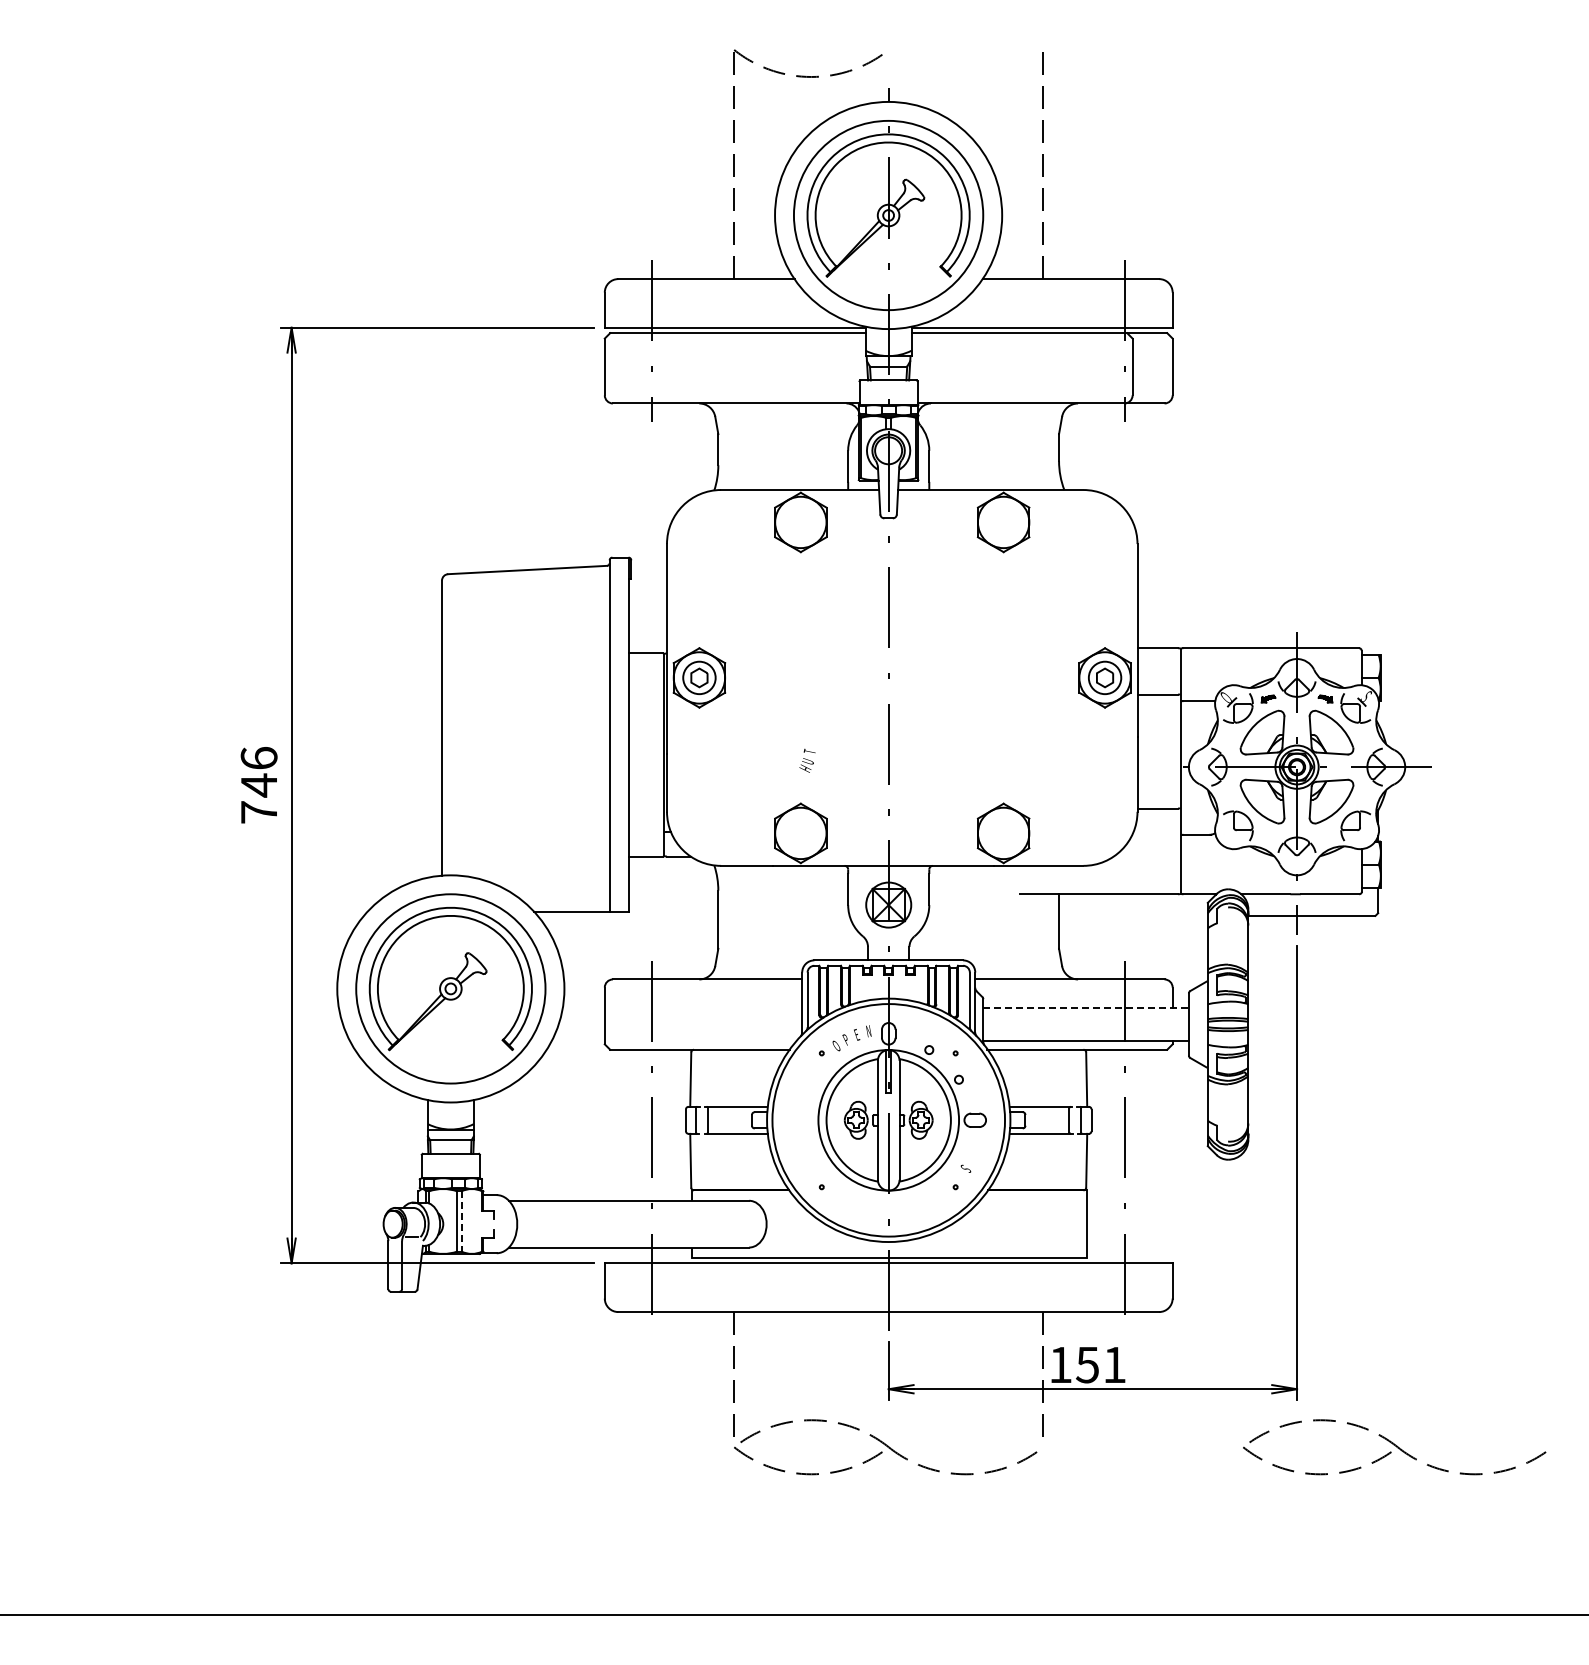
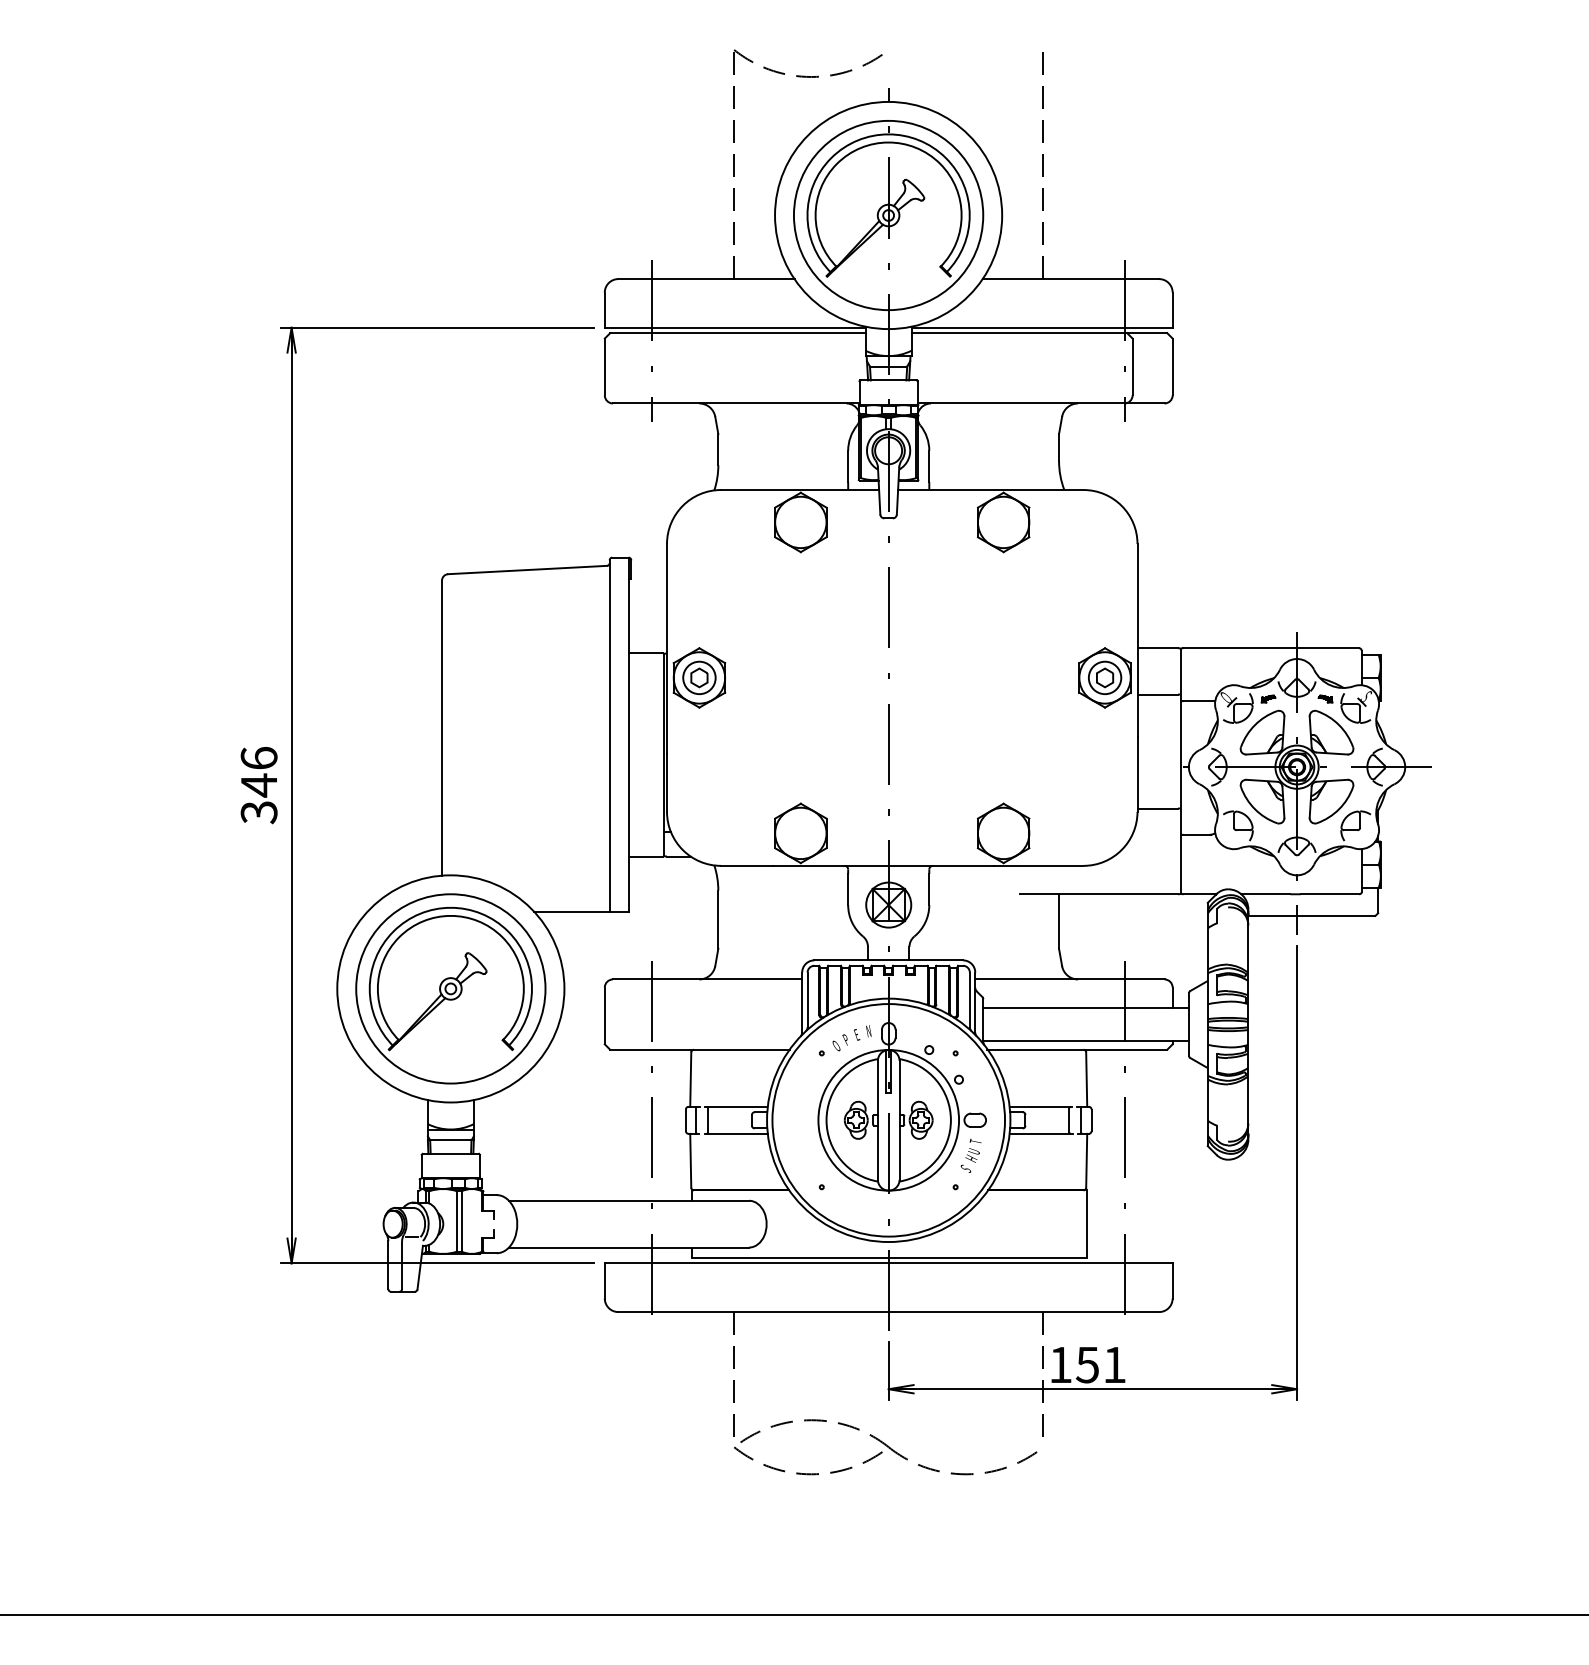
text position: (807, 760) -> (973, 1150) (973, 1150)
text: 746 -> 346 (258, 812)
line: dashed -> solid (1086, 1008)
line: dashed -> solid (461, 1221)
part: present -> none (1394, 1447)
